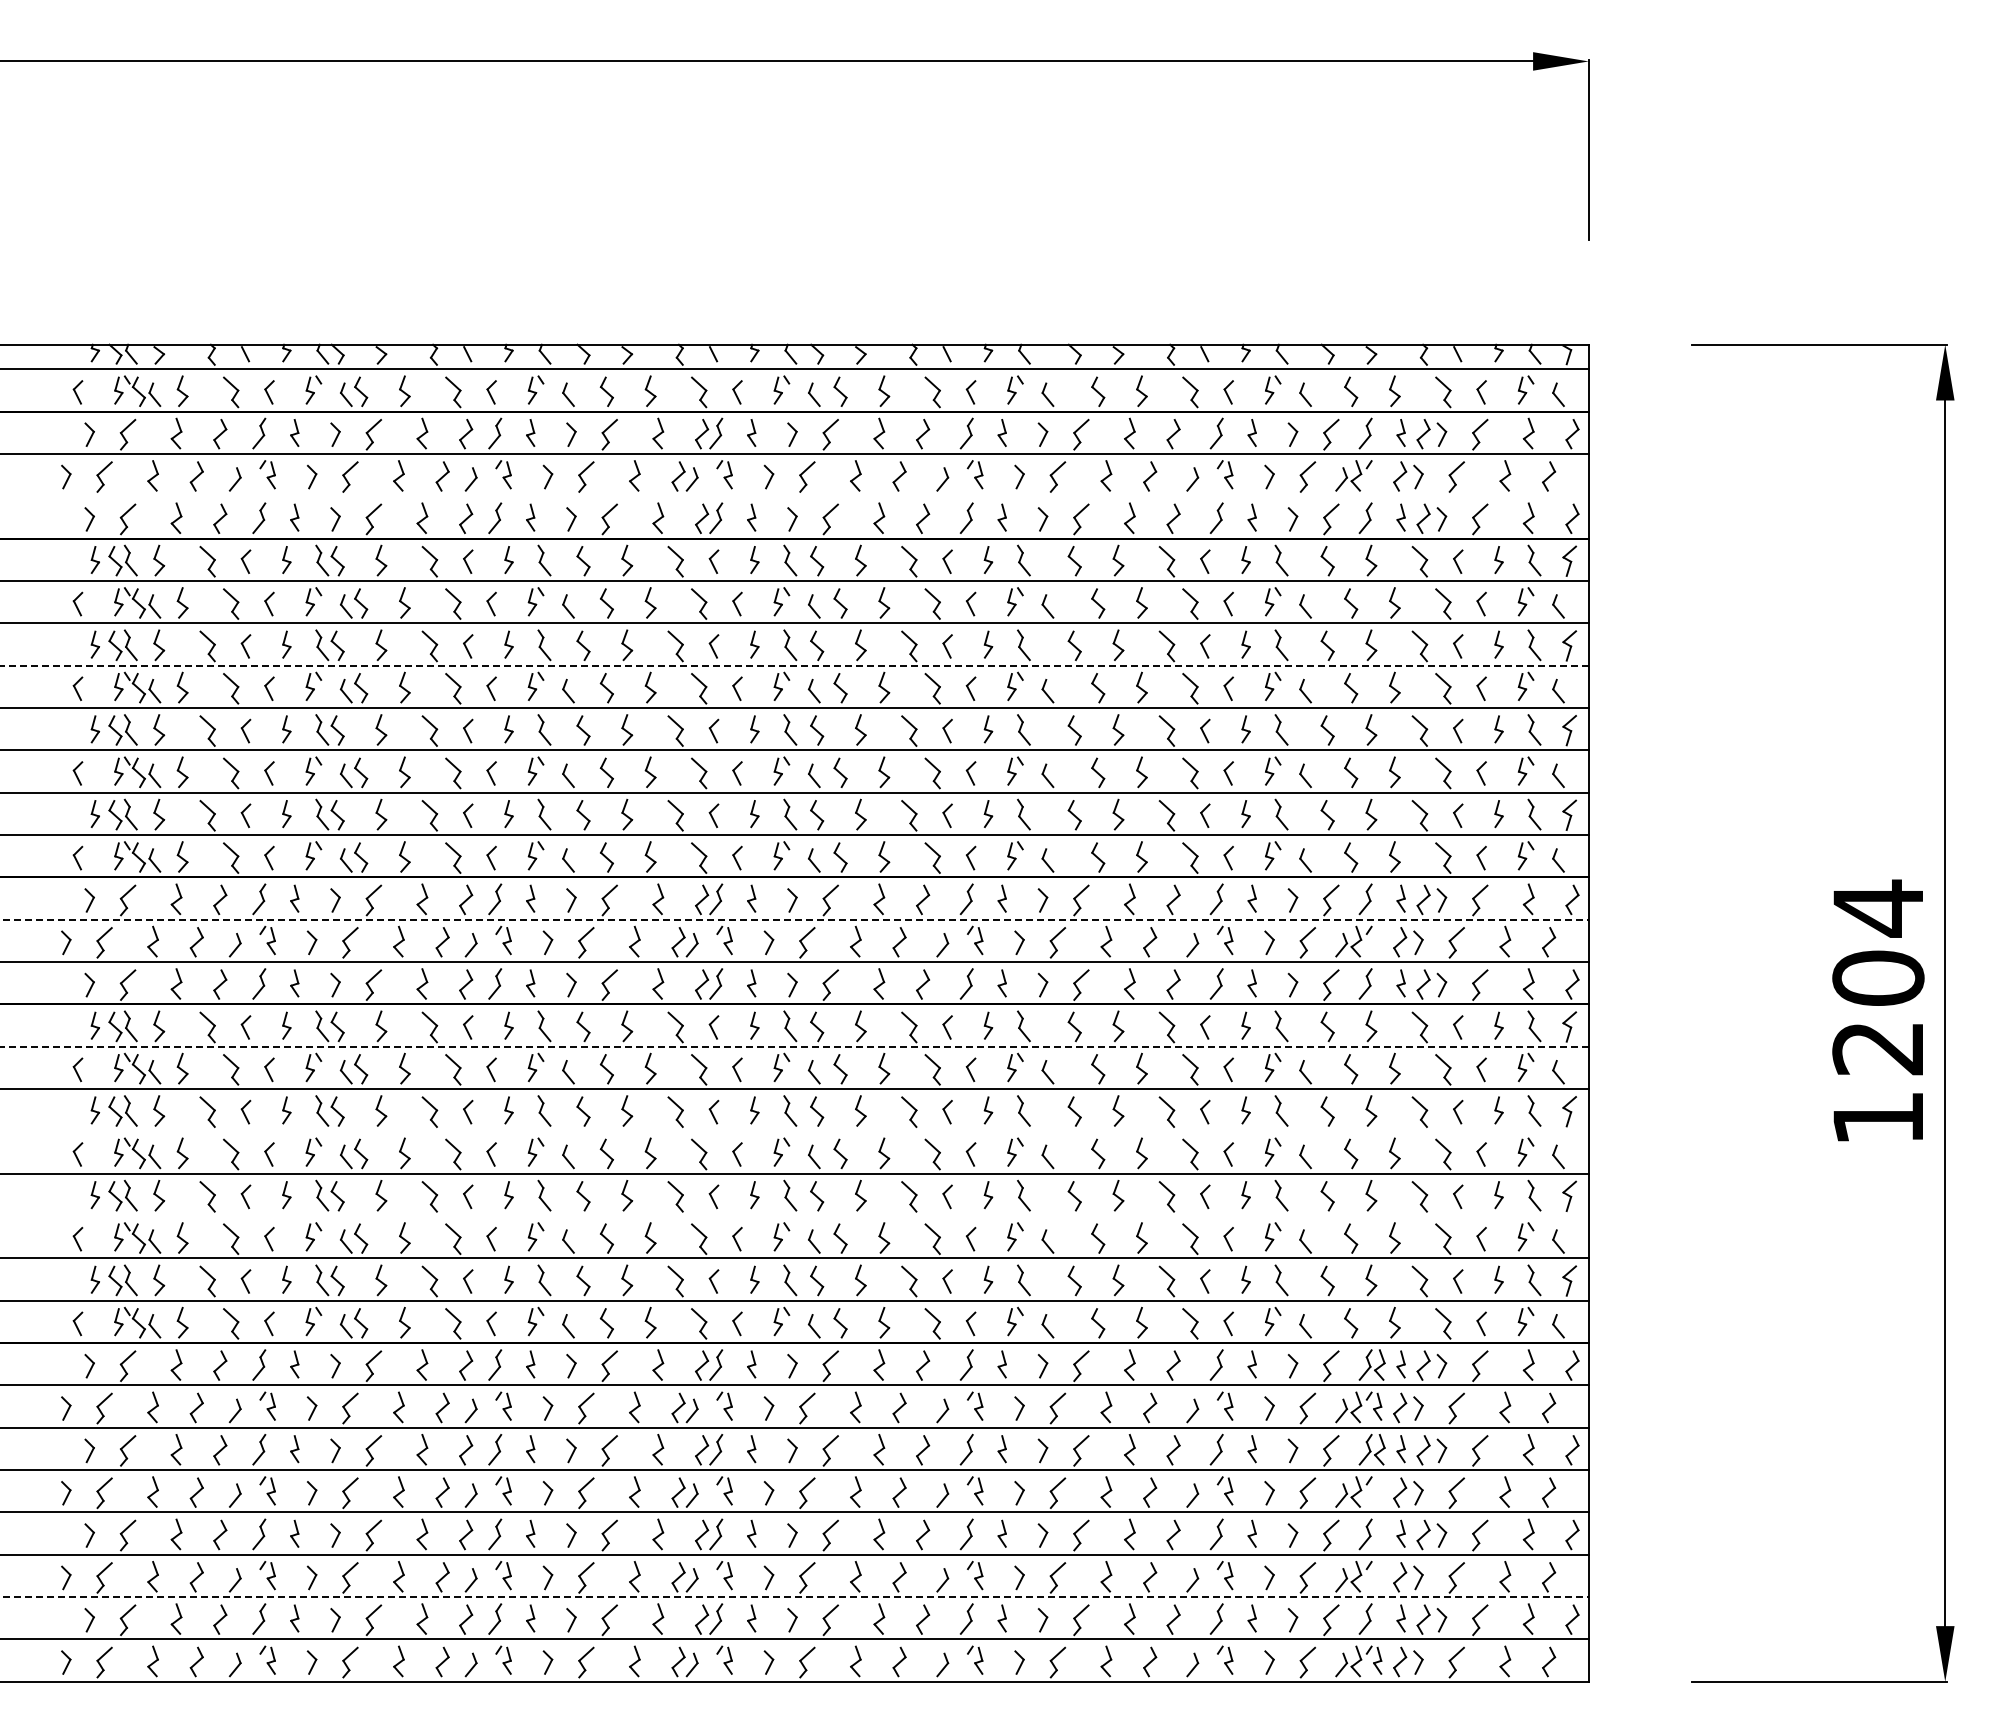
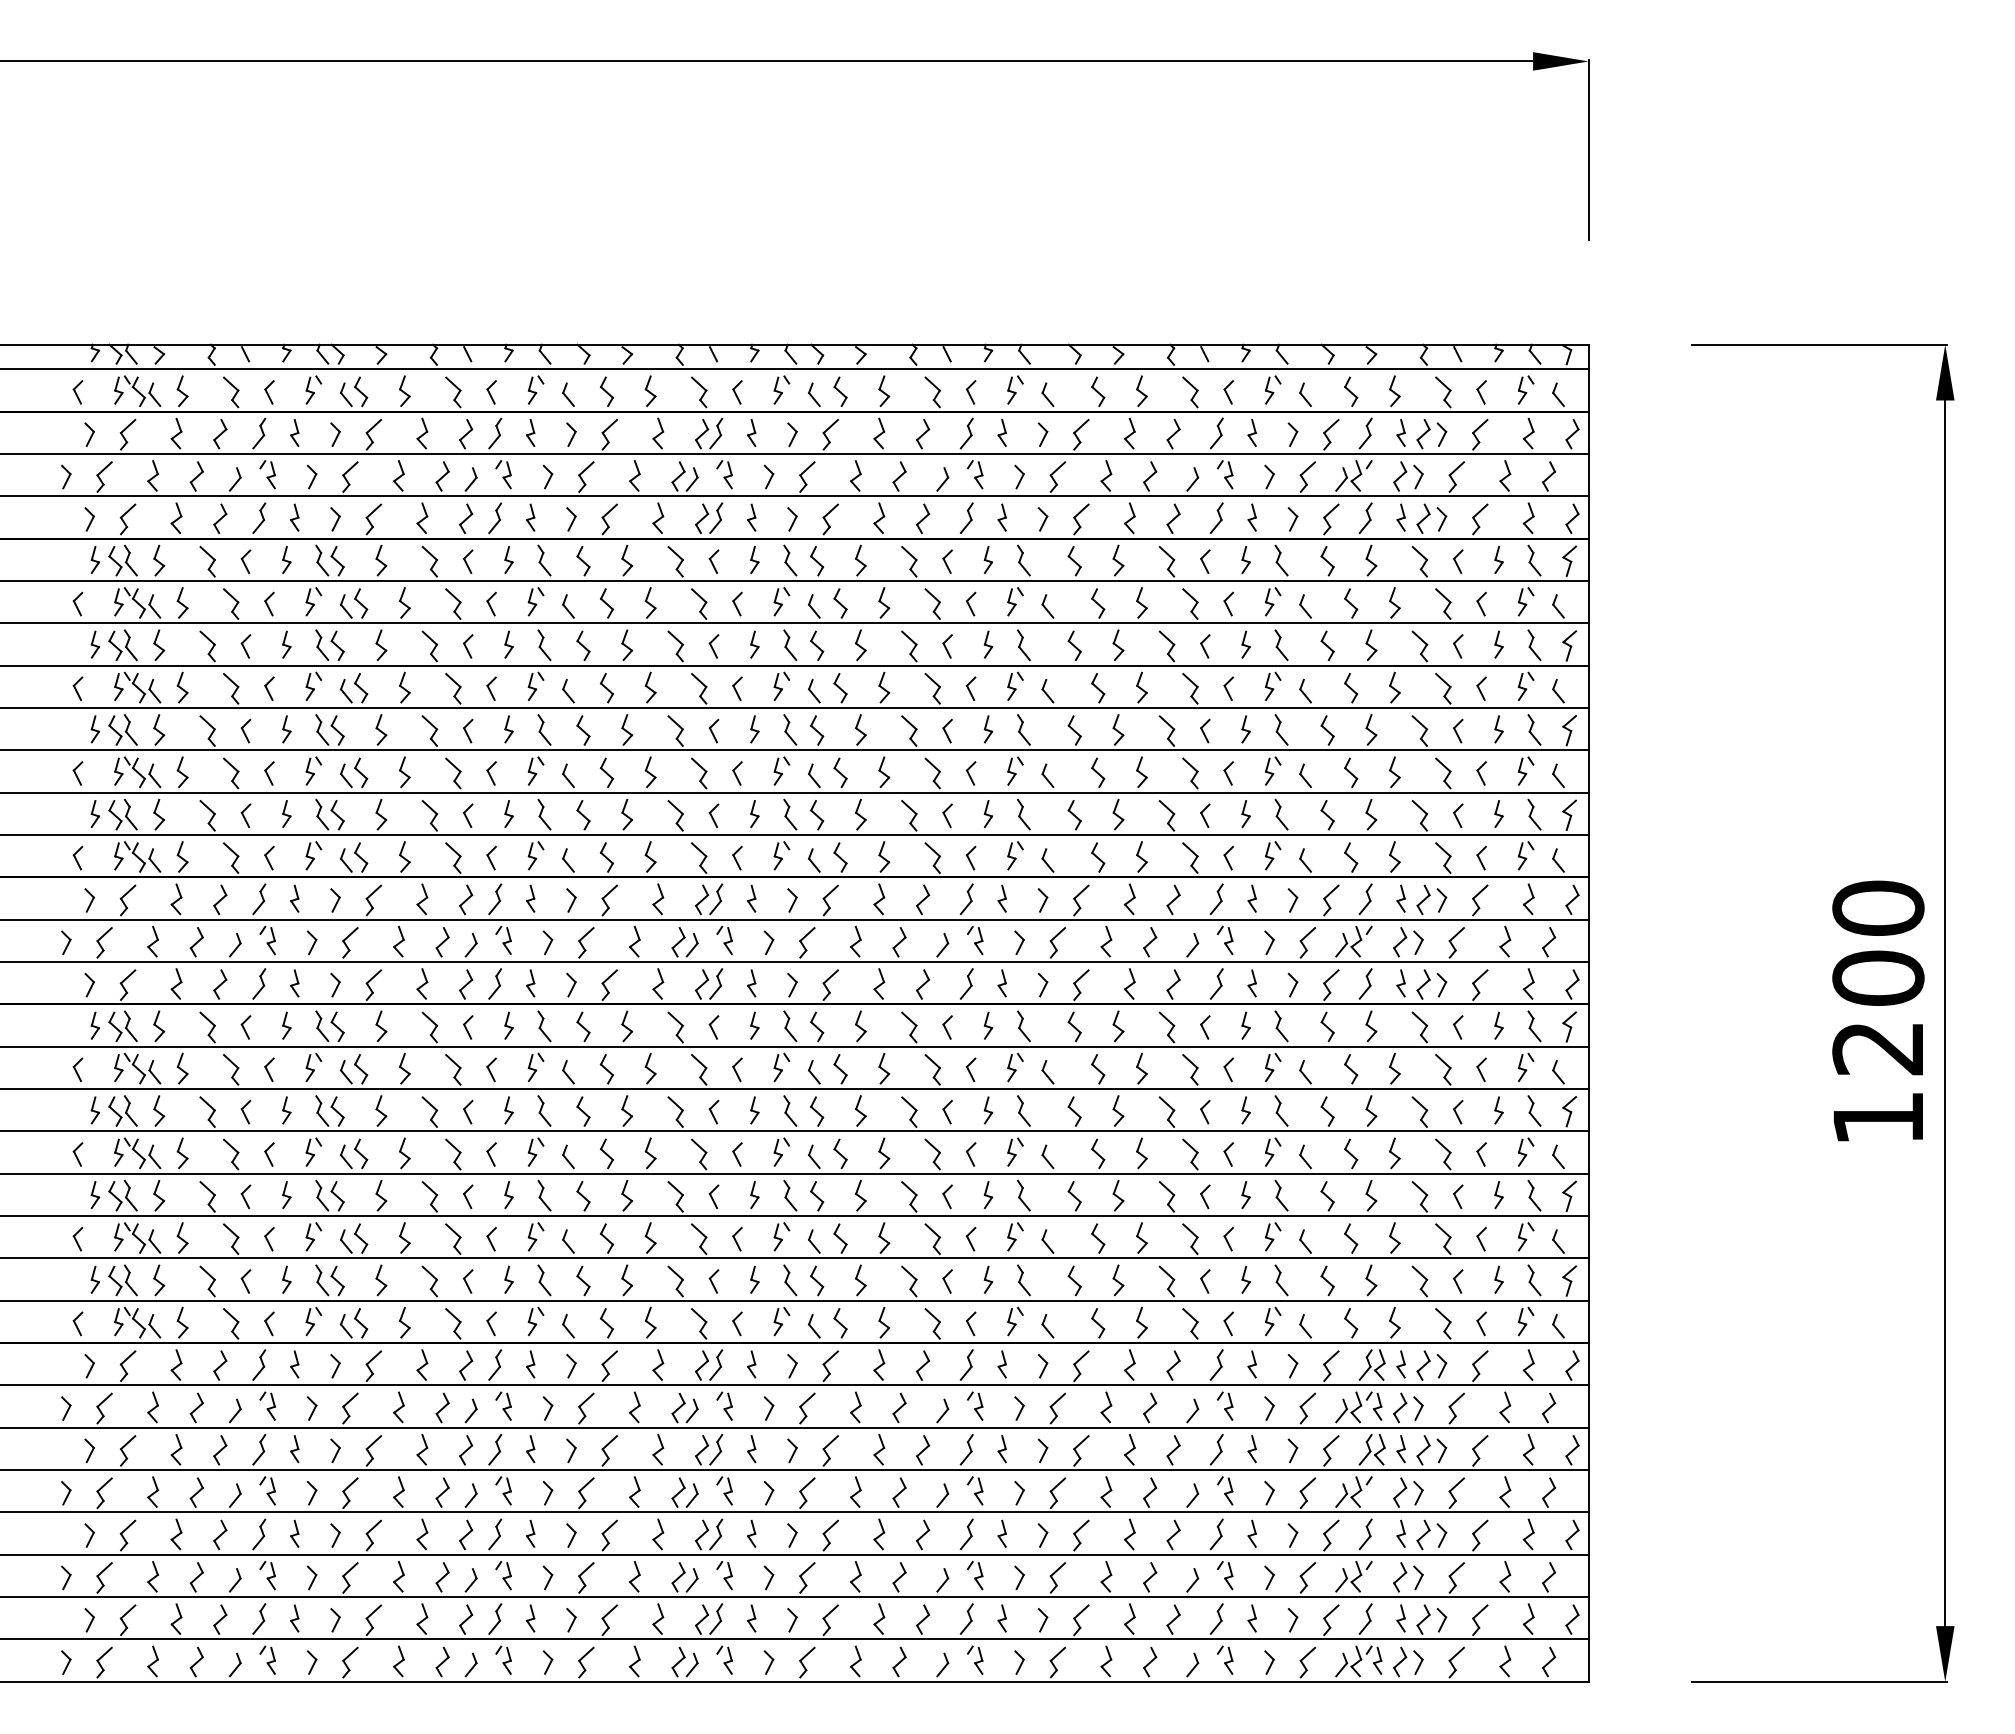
line: none -> present (795, 496)
line: dashed -> solid (794, 665)
text: 1204 -> 1200 (1878, 908)
line: dashed -> solid (794, 919)
line: dashed -> solid (794, 1046)
line: none -> present (795, 1131)
line: none -> present (795, 1216)
line: dashed -> solid (794, 1597)
